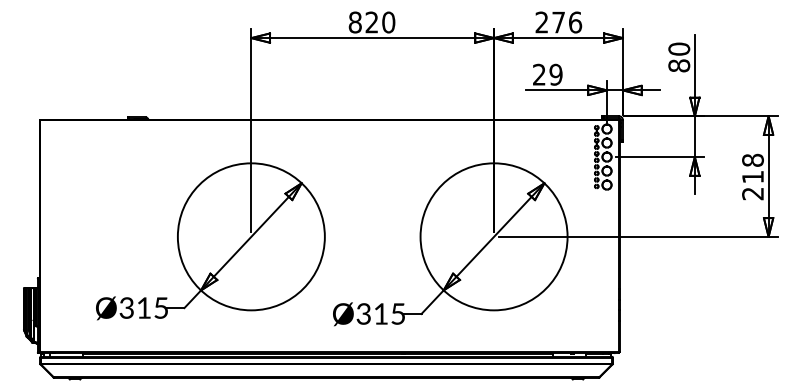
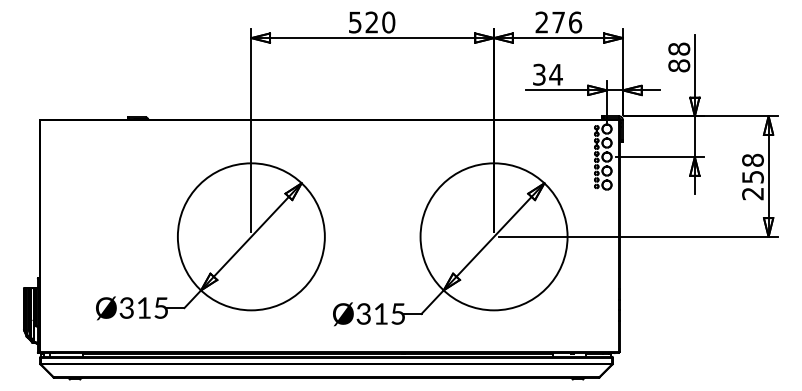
text: 820 -> 520 (354, 22)
text: 80 -> 88 (678, 48)
text: 29 -> 34 (547, 74)
text: 218 -> 258 (752, 177)
